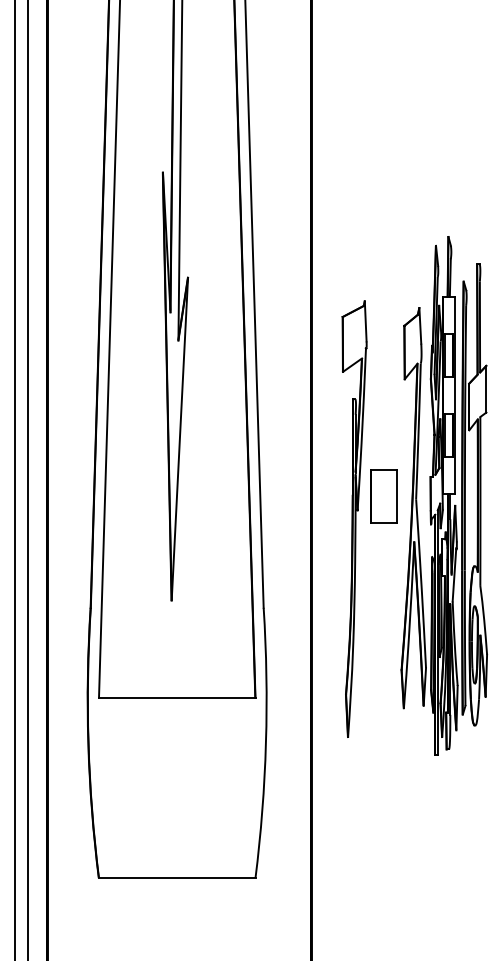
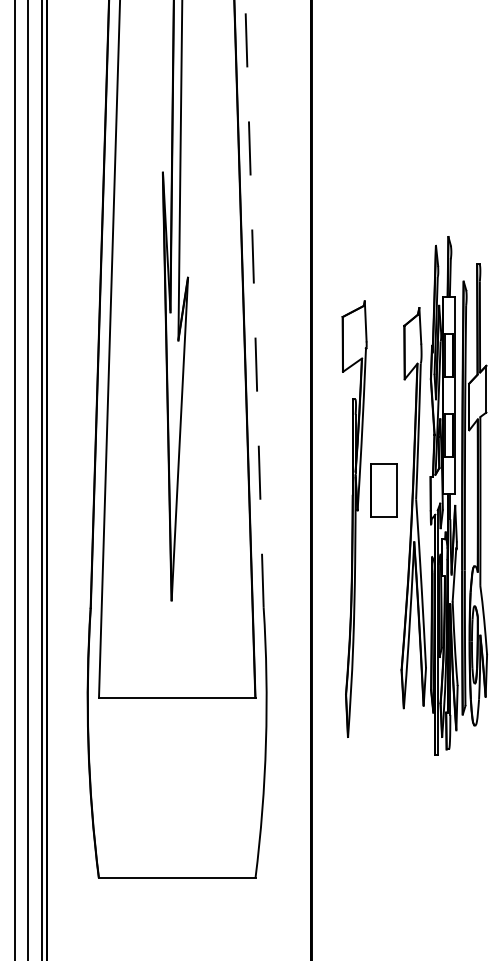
line: solid -> dashed (254, 303)
line position: (47, 479) -> (41, 479) (41, 479)
part position: (383, 496) -> (383, 490) (383, 490)
